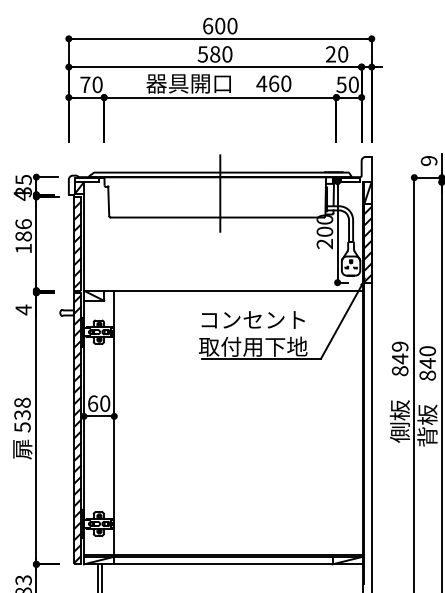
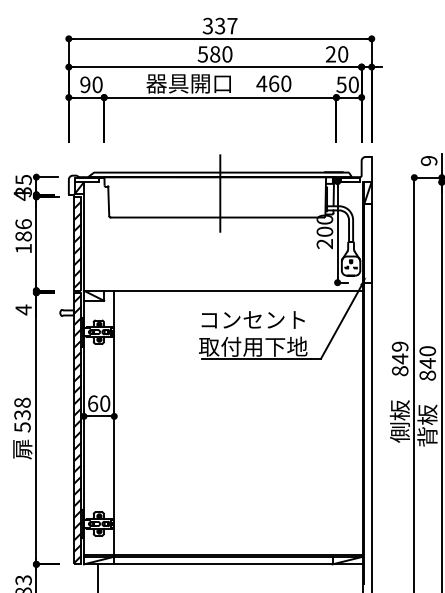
text: 600 -> 337 (219, 25)
text: 70 -> 90 (85, 84)
hatch: present -> none (367, 244)
line: present -> none (101, 576)
